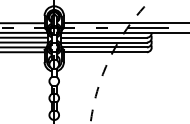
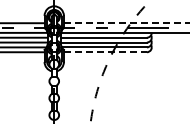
line: solid -> dashed (126, 23)
line: solid -> dashed (105, 52)
